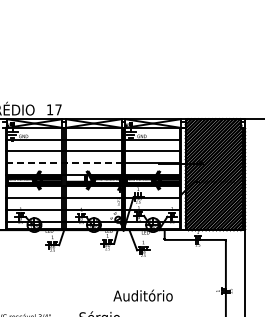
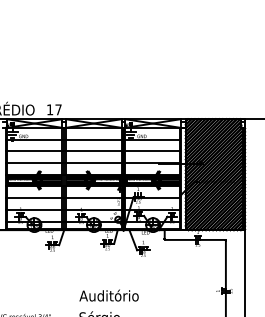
line: dashed -> solid (64, 162)
fill: none -> present (78, 177)
text position: (142, 295) -> (108, 295) (108, 295)
